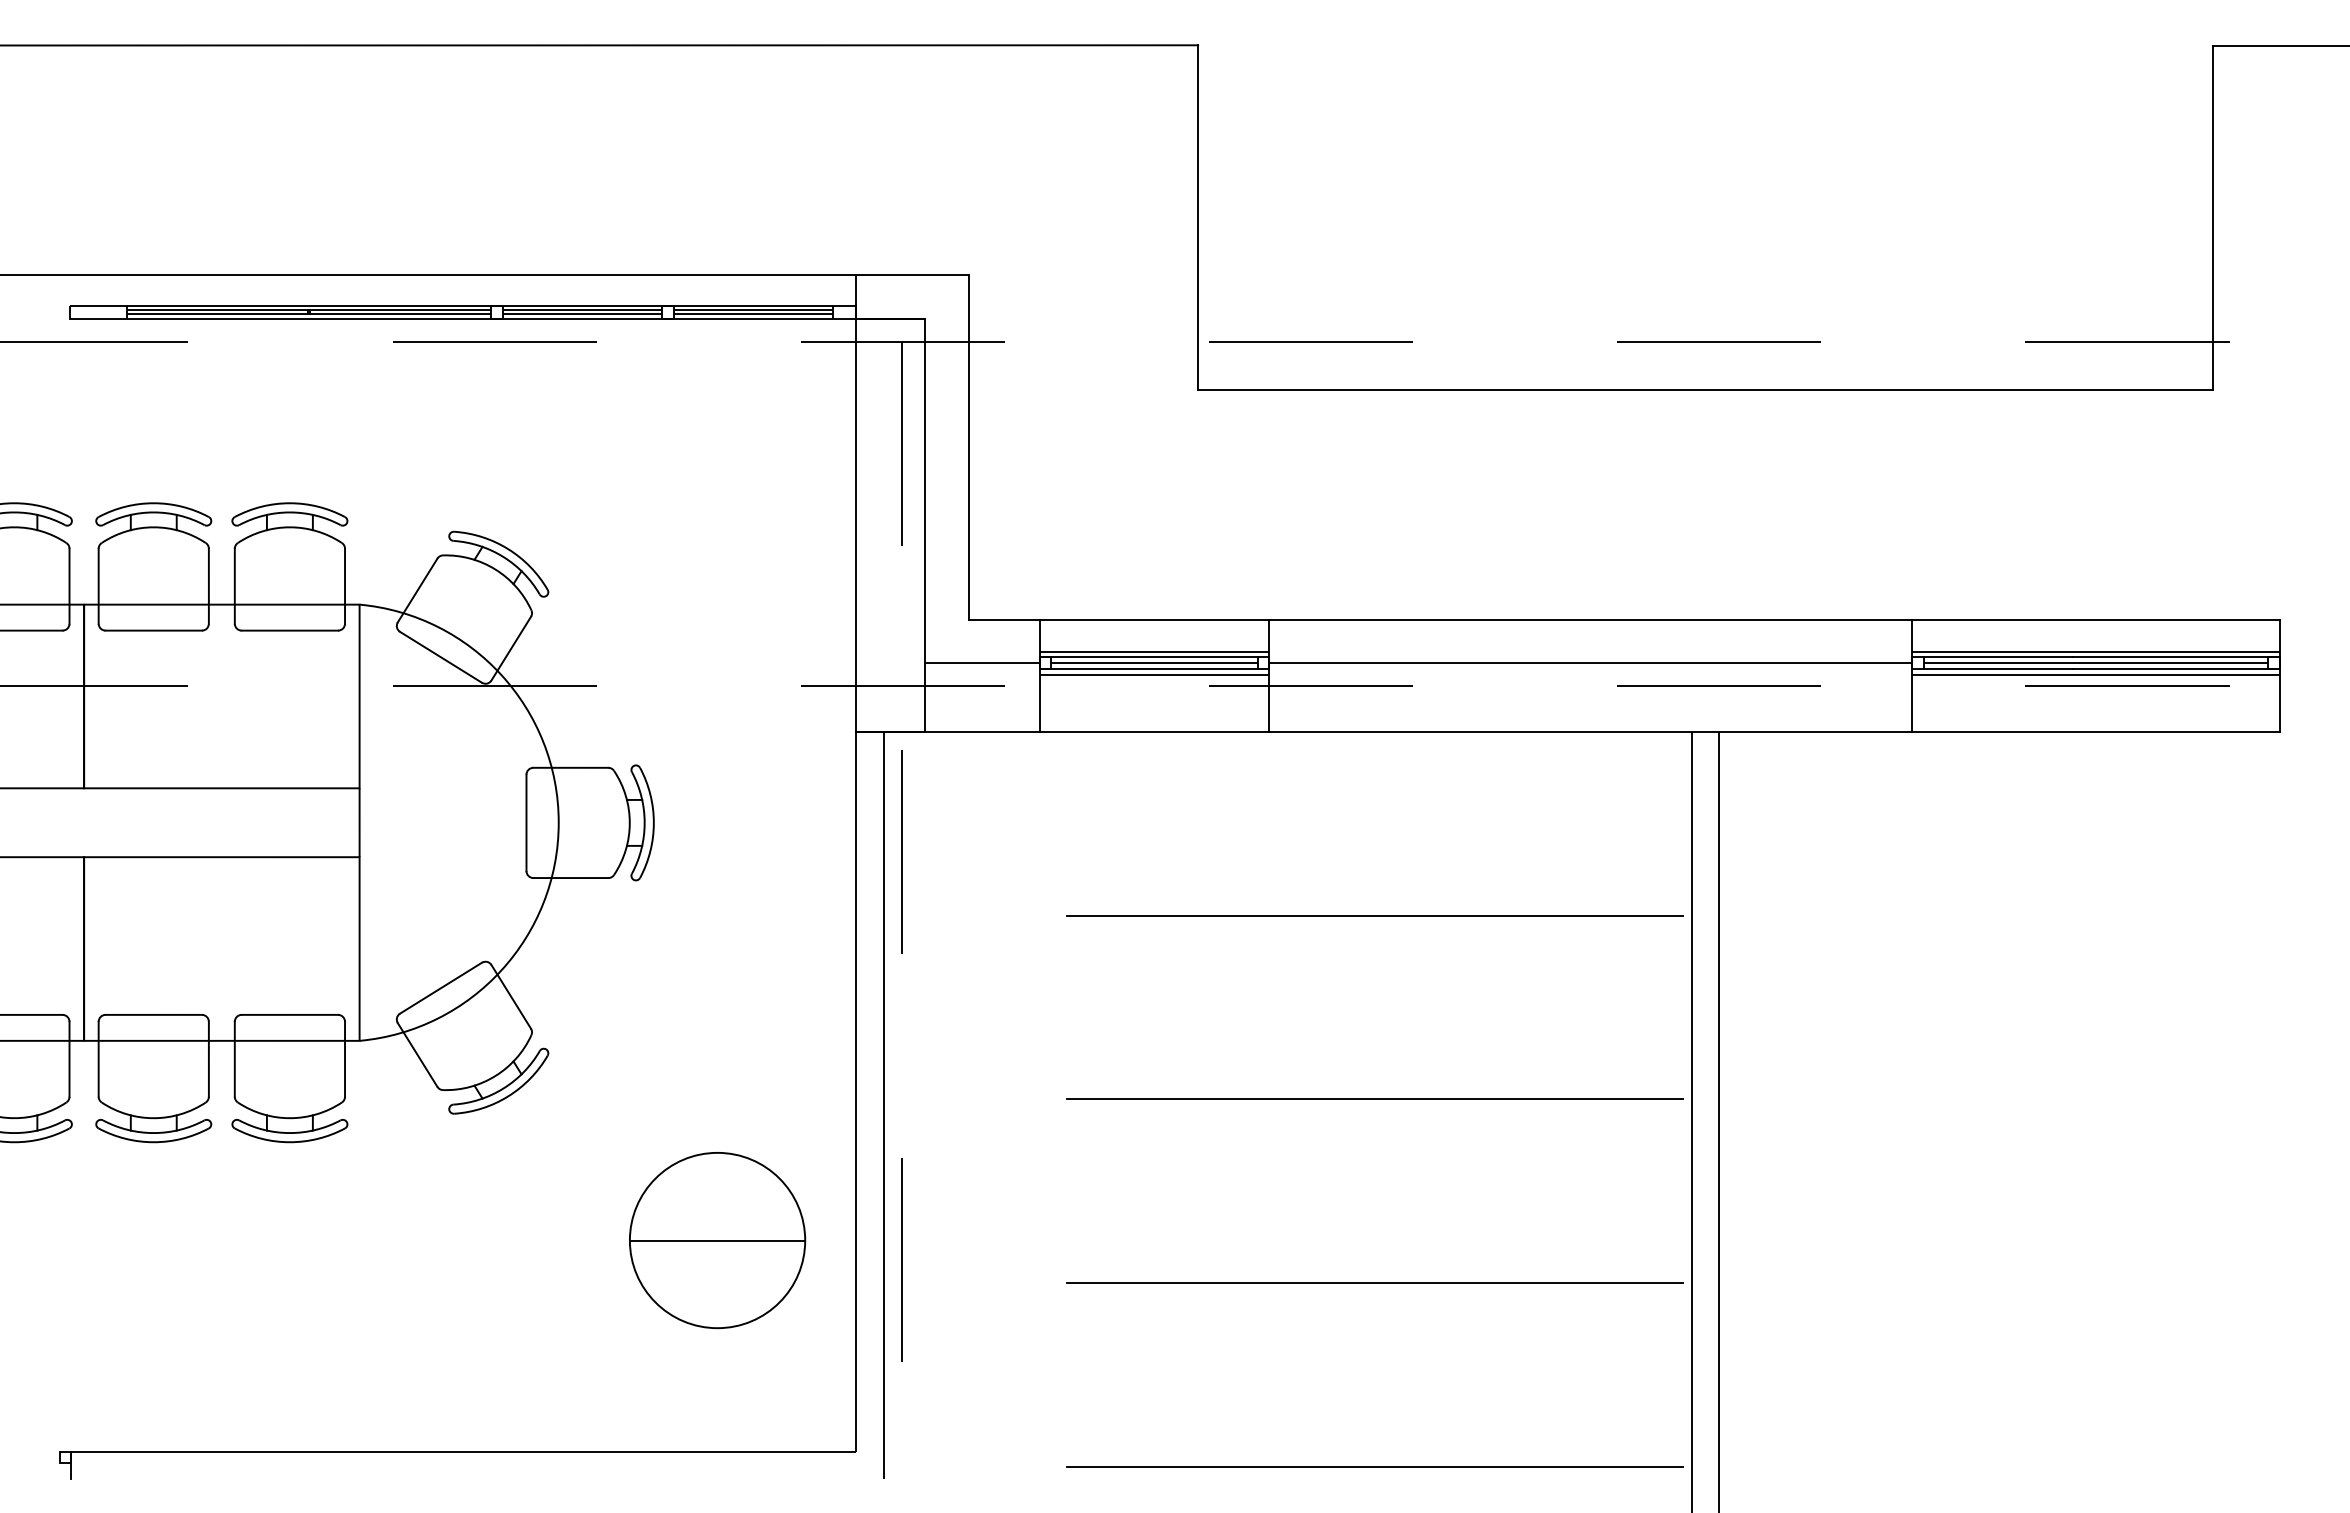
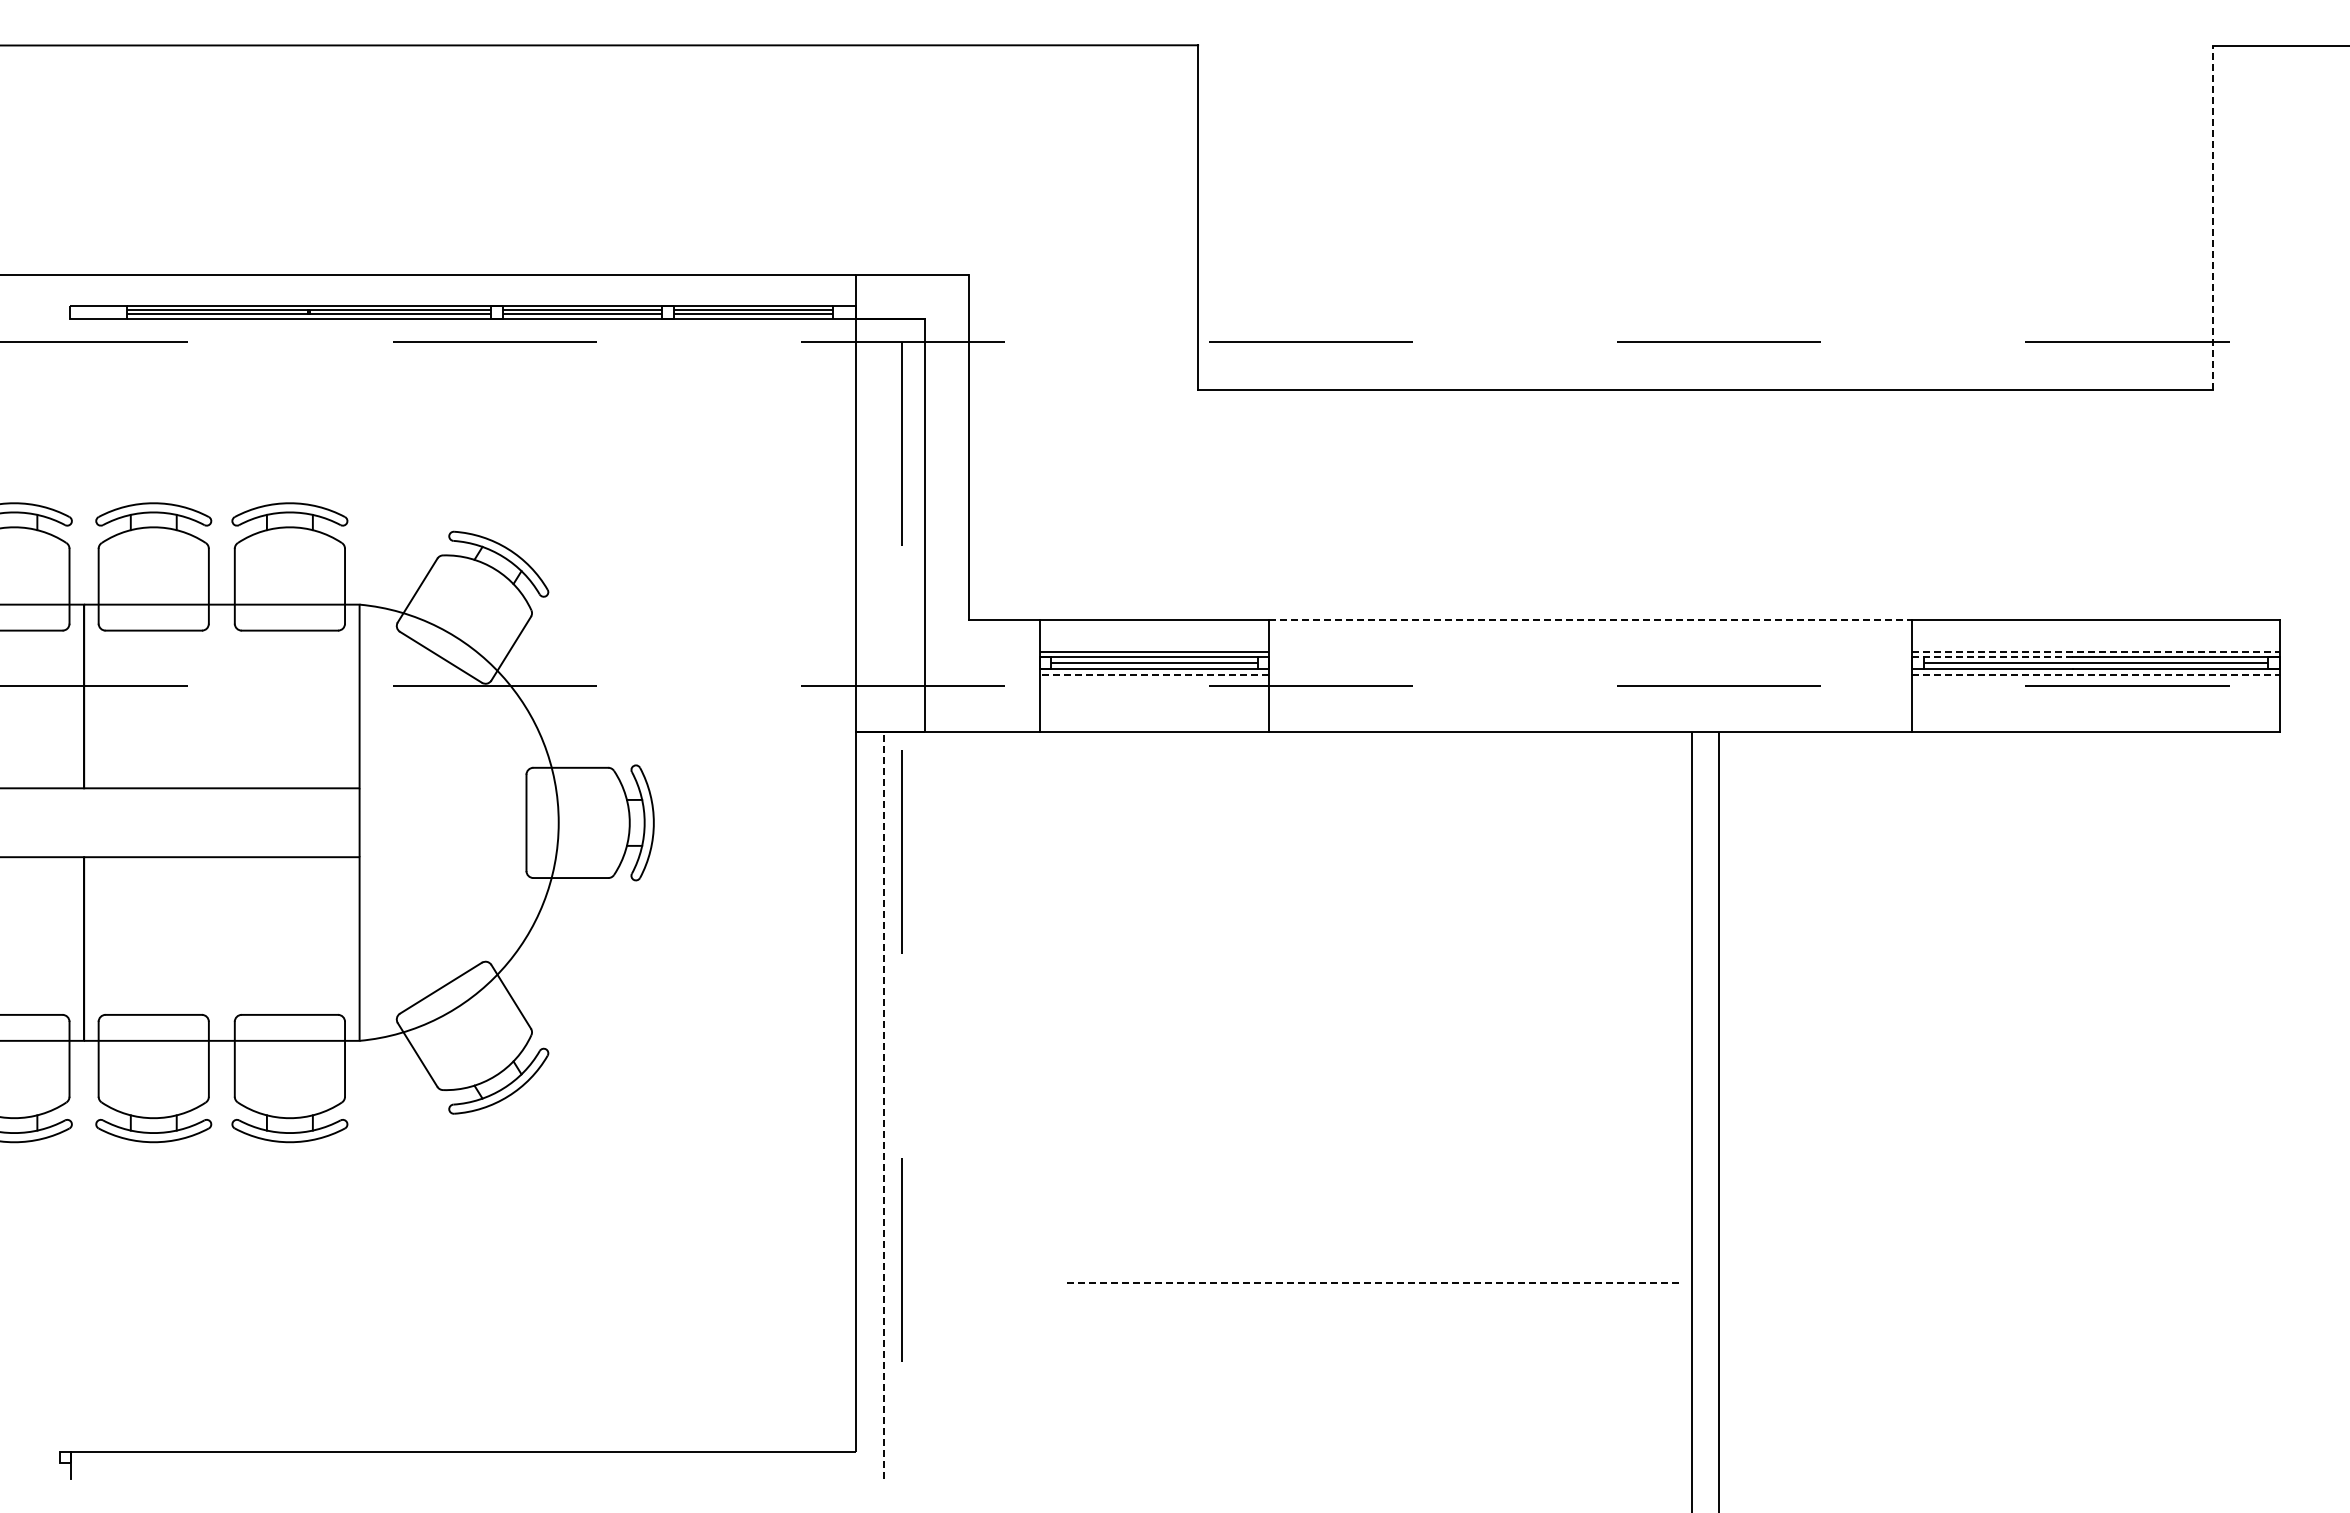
line: solid -> dashed (2212, 217)
line: solid -> dashed (1591, 619)
line: solid -> dashed (2095, 651)
line: solid -> dashed (1993, 657)
line: present -> none (981, 663)
line: present -> none (1590, 663)
line: solid -> dashed (1154, 674)
line: solid -> dashed (2095, 674)
line: present -> none (1374, 915)
line: present -> none (1374, 1099)
line: solid -> dashed (883, 1105)
part: present -> none (717, 1240)
line: solid -> dashed (1374, 1283)
line: present -> none (1374, 1466)
